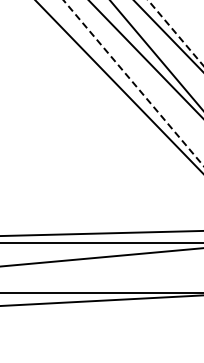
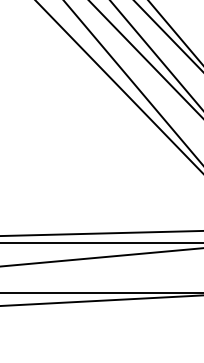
line: dashed -> solid (175, 33)
line: dashed -> solid (134, 83)
